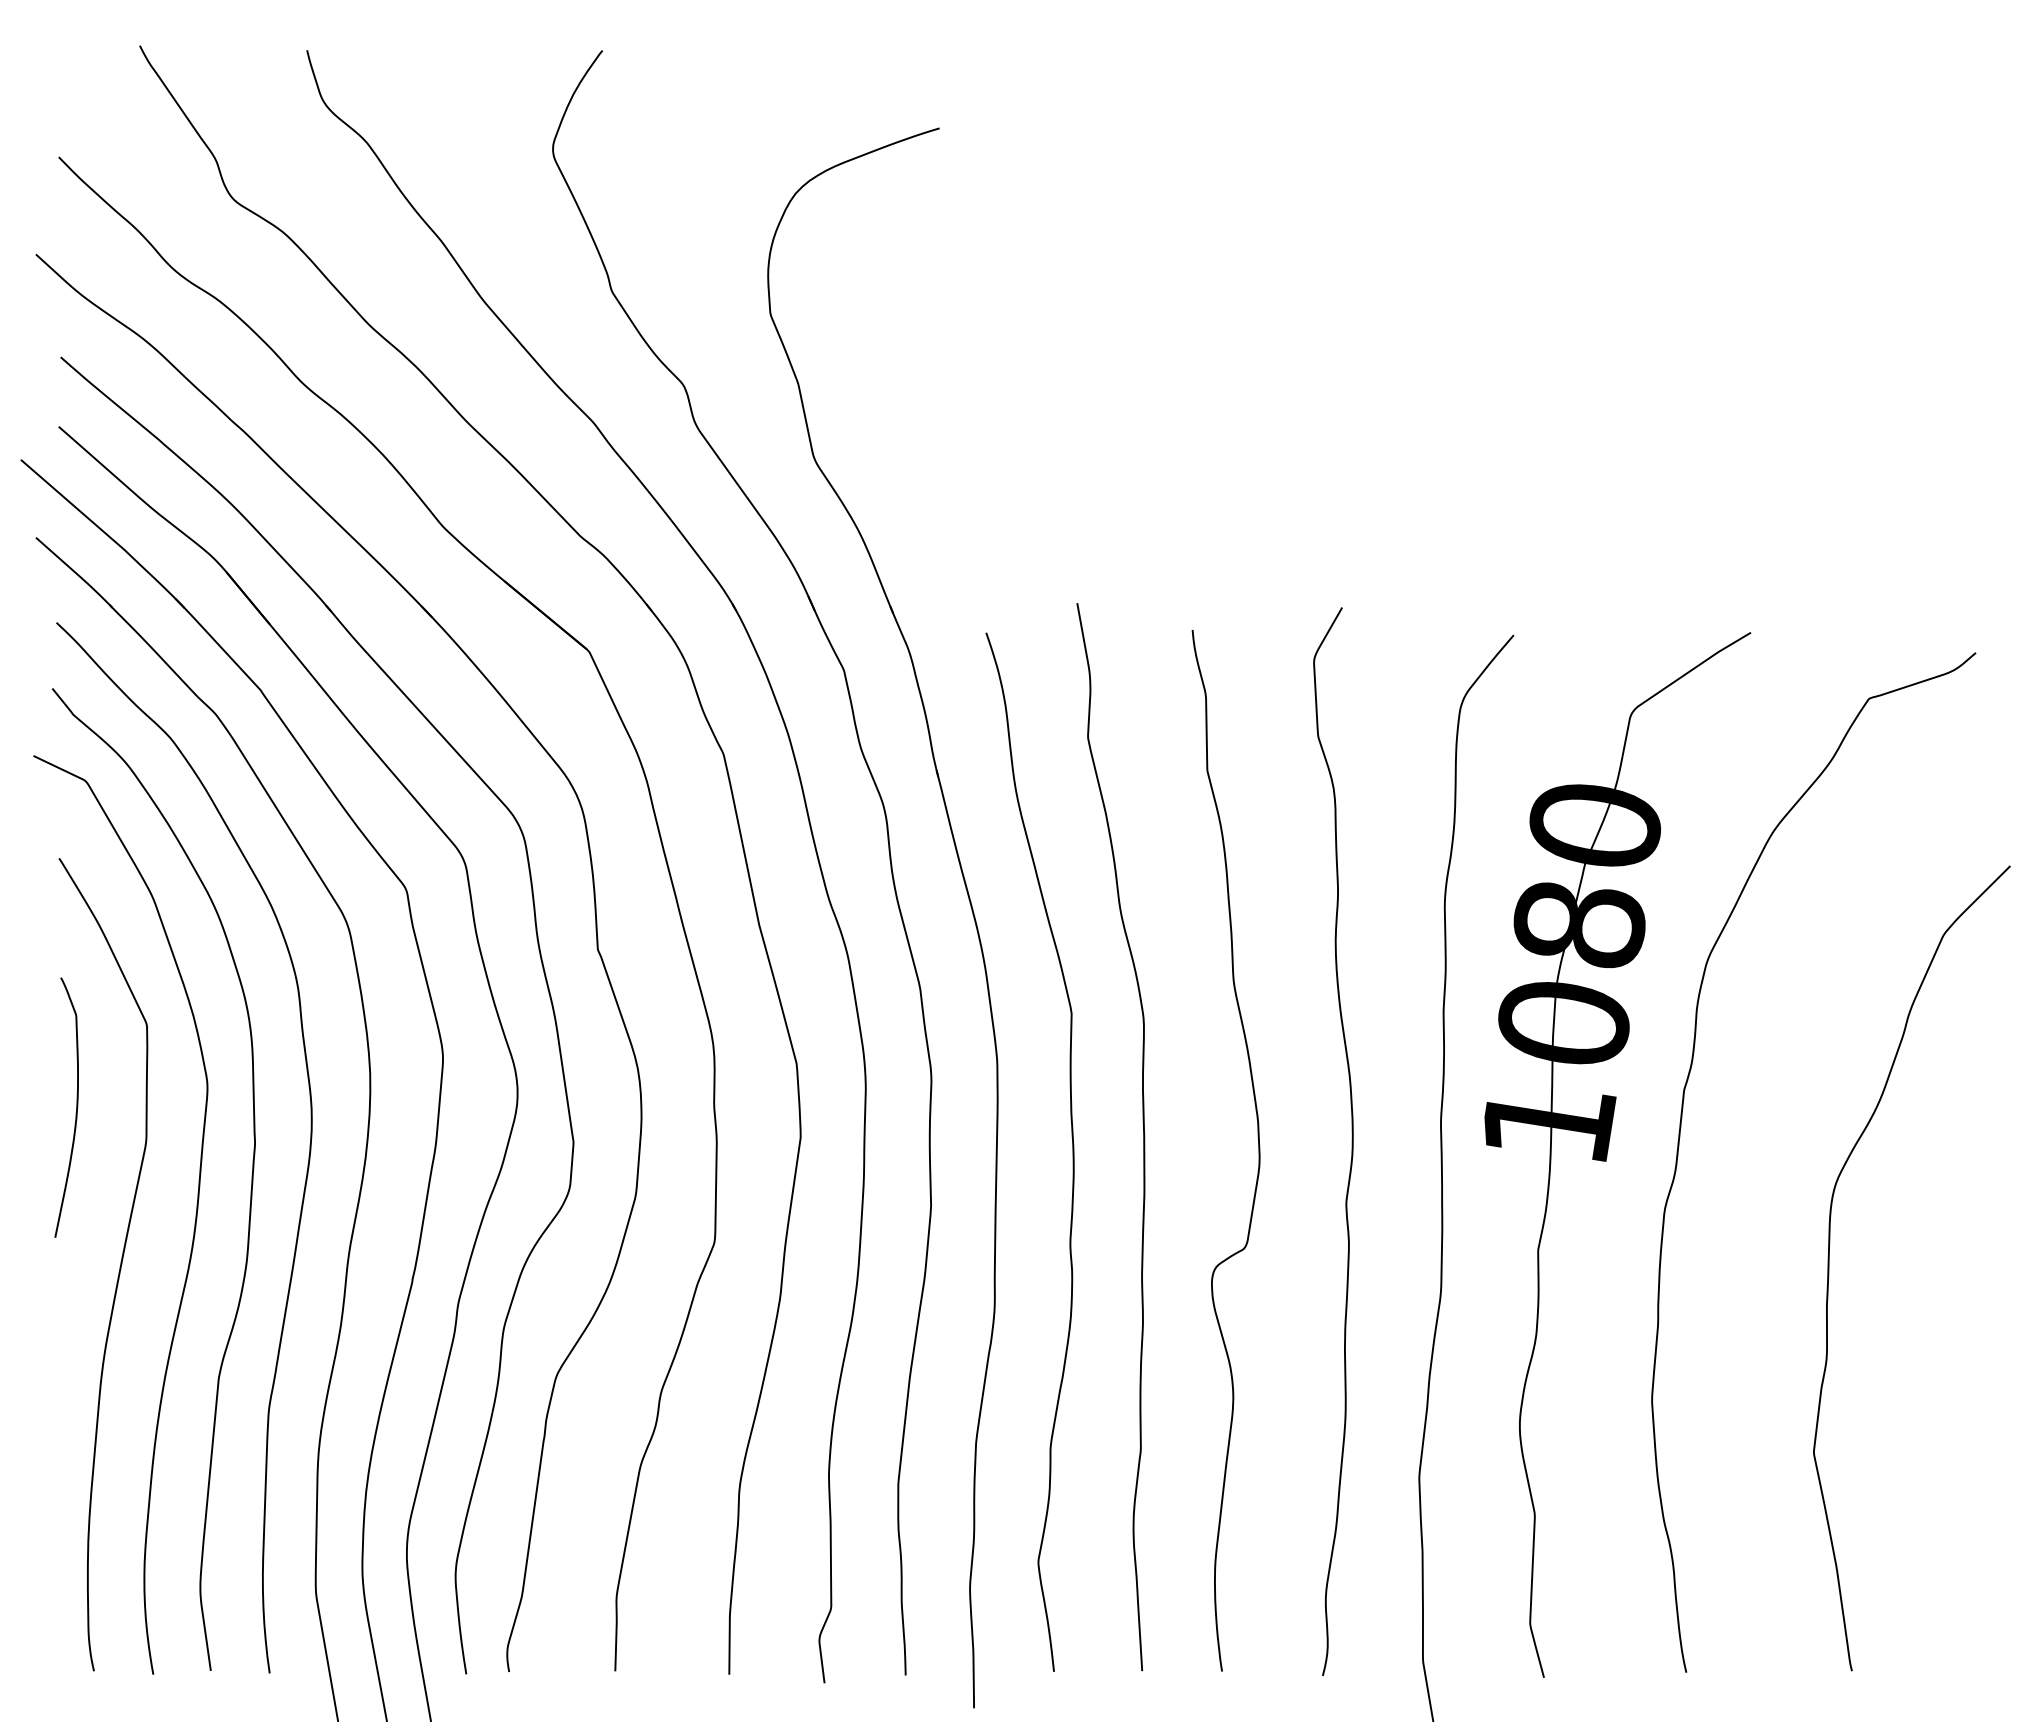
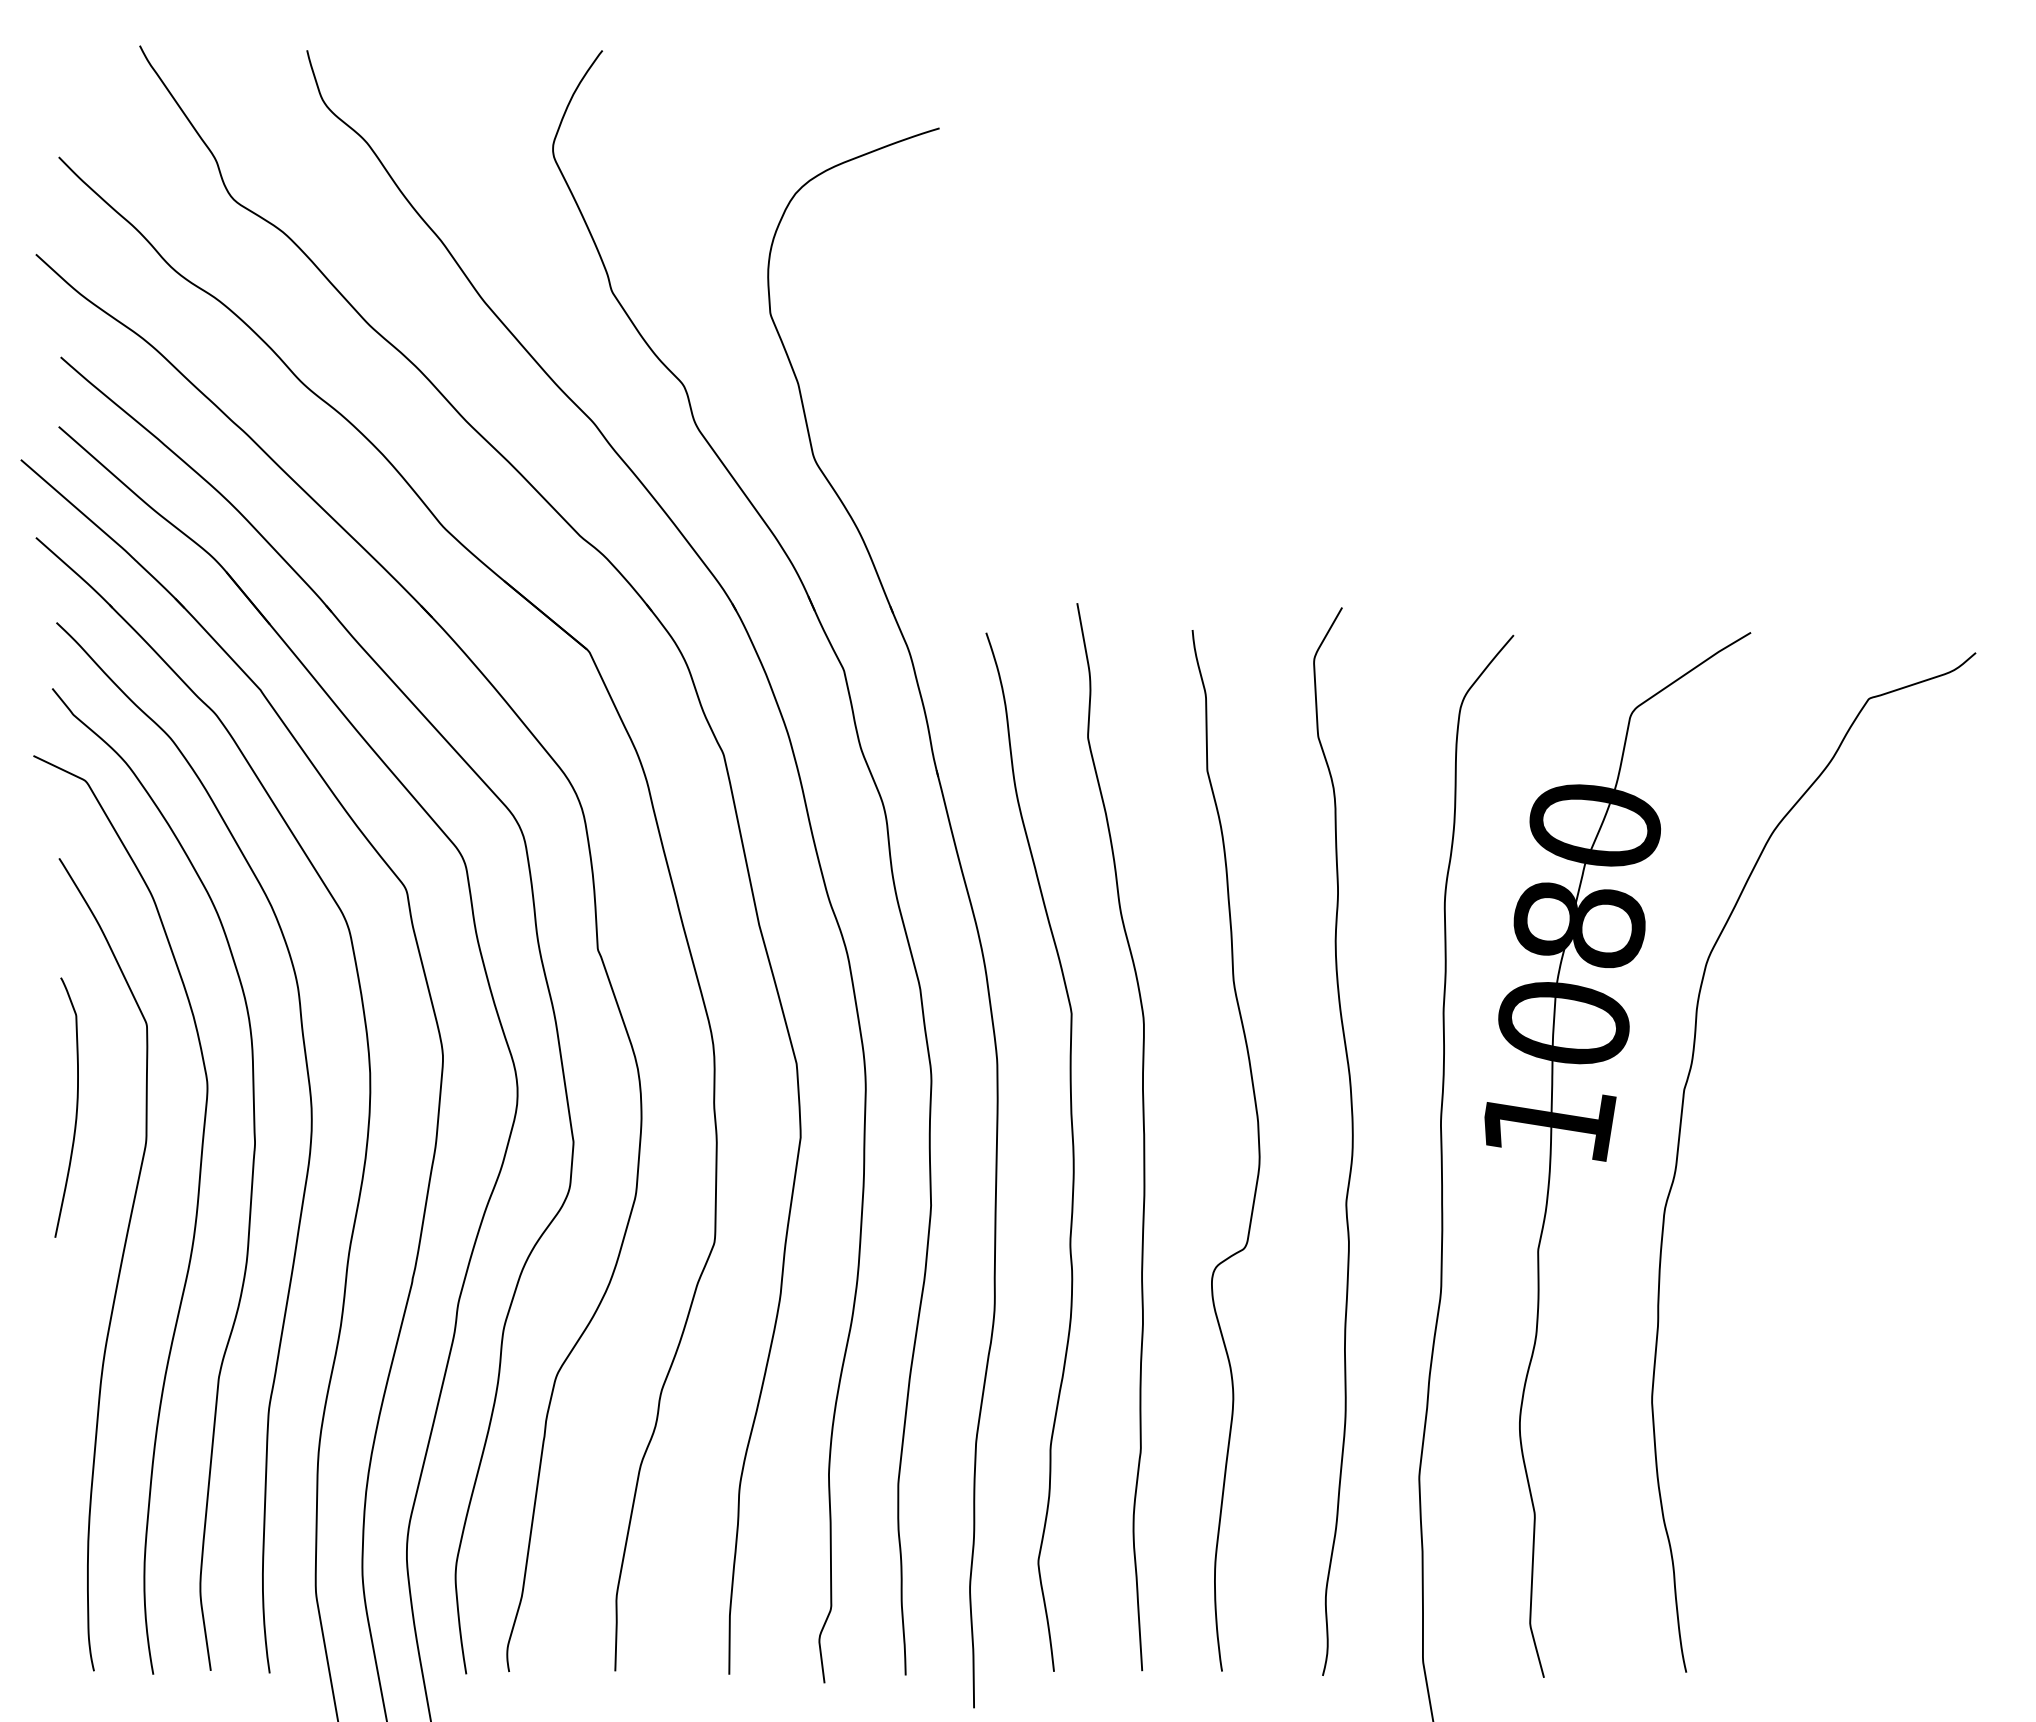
curve: present -> none (1829, 1268)
